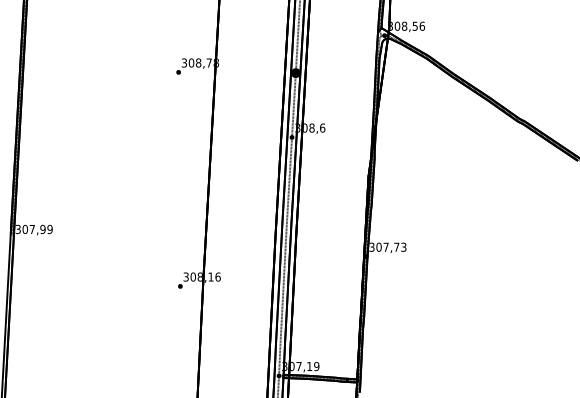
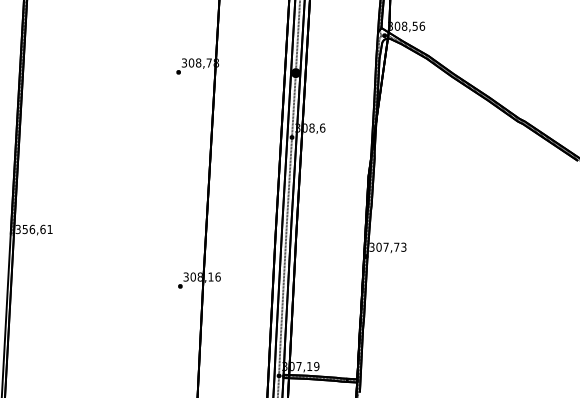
text: 307,99 -> 356,61 (37, 229)
